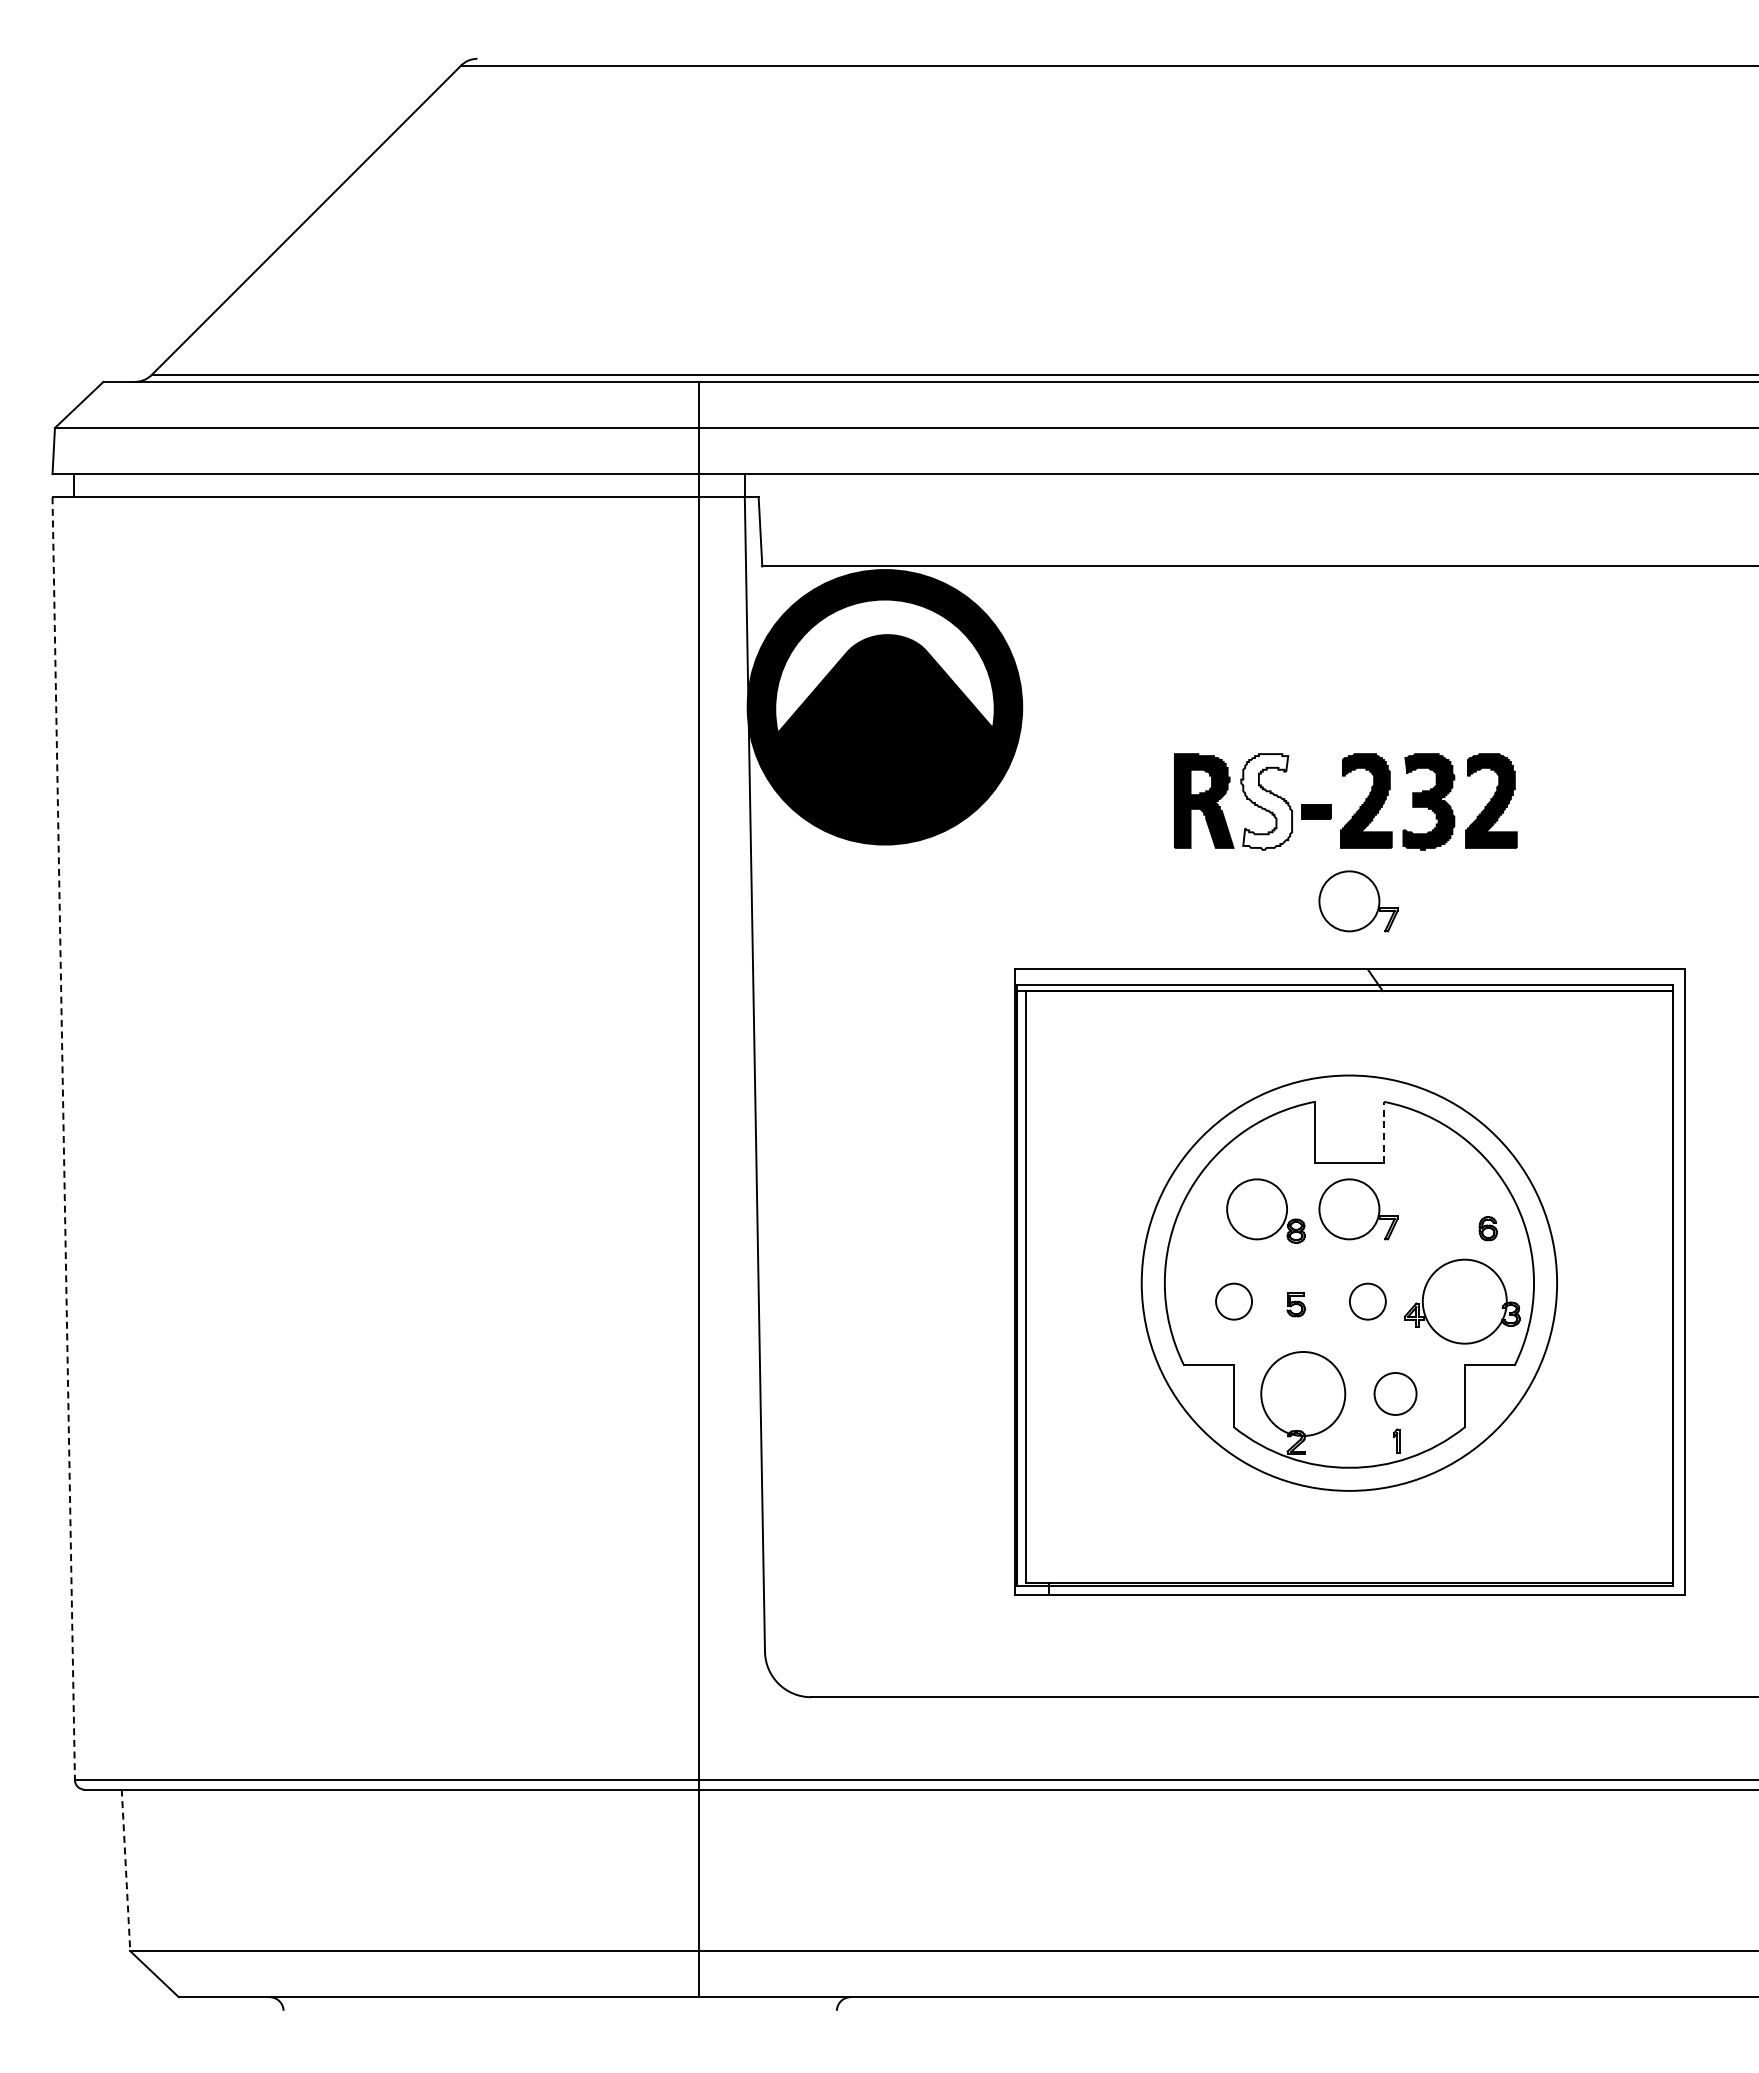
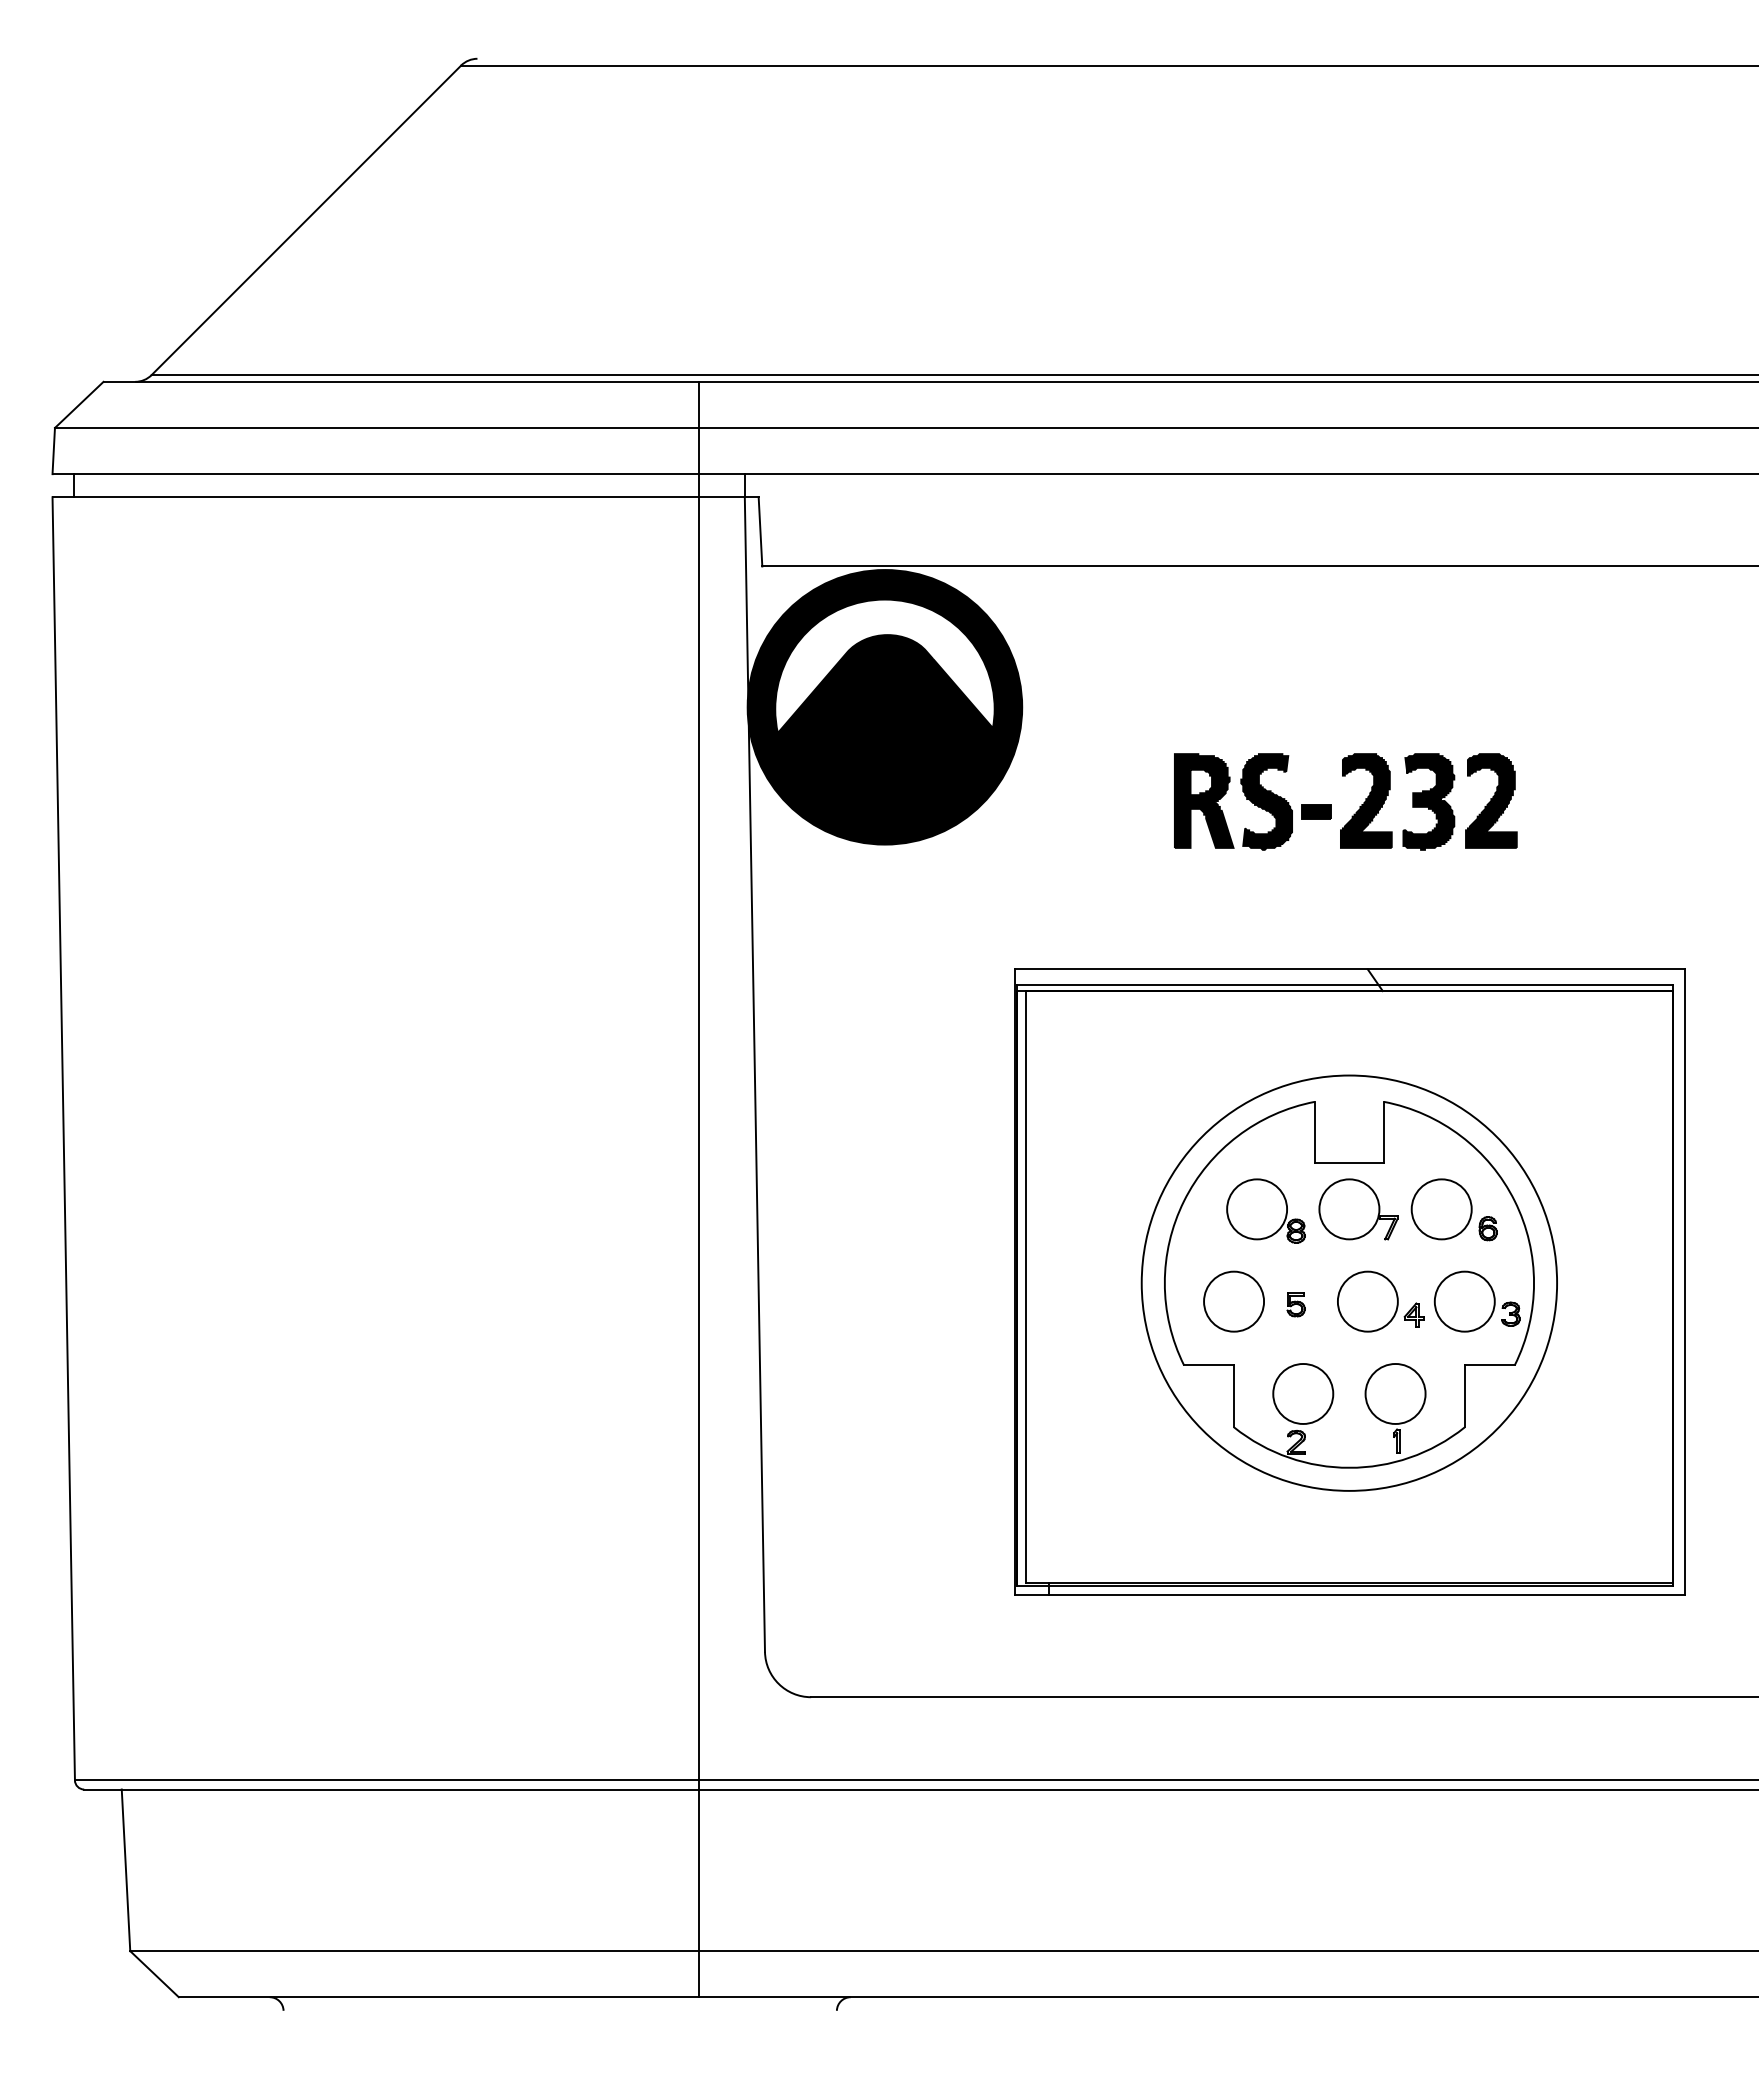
fill: none -> present (1266, 801)
part: present -> none (1358, 901)
line: dashed -> solid (1384, 1132)
line: dashed -> solid (63, 1138)
circle: none -> present (1441, 1209)
circle diameter: 36 px -> 60 px (1234, 1301)
circle diameter: 36 px -> 60 px (1367, 1301)
circle diameter: 84 px -> 60 px (1464, 1301)
circle diameter: 84 px -> 60 px (1303, 1393)
circle diameter: 42 px -> 60 px (1395, 1393)
line: dashed -> solid (126, 1870)
